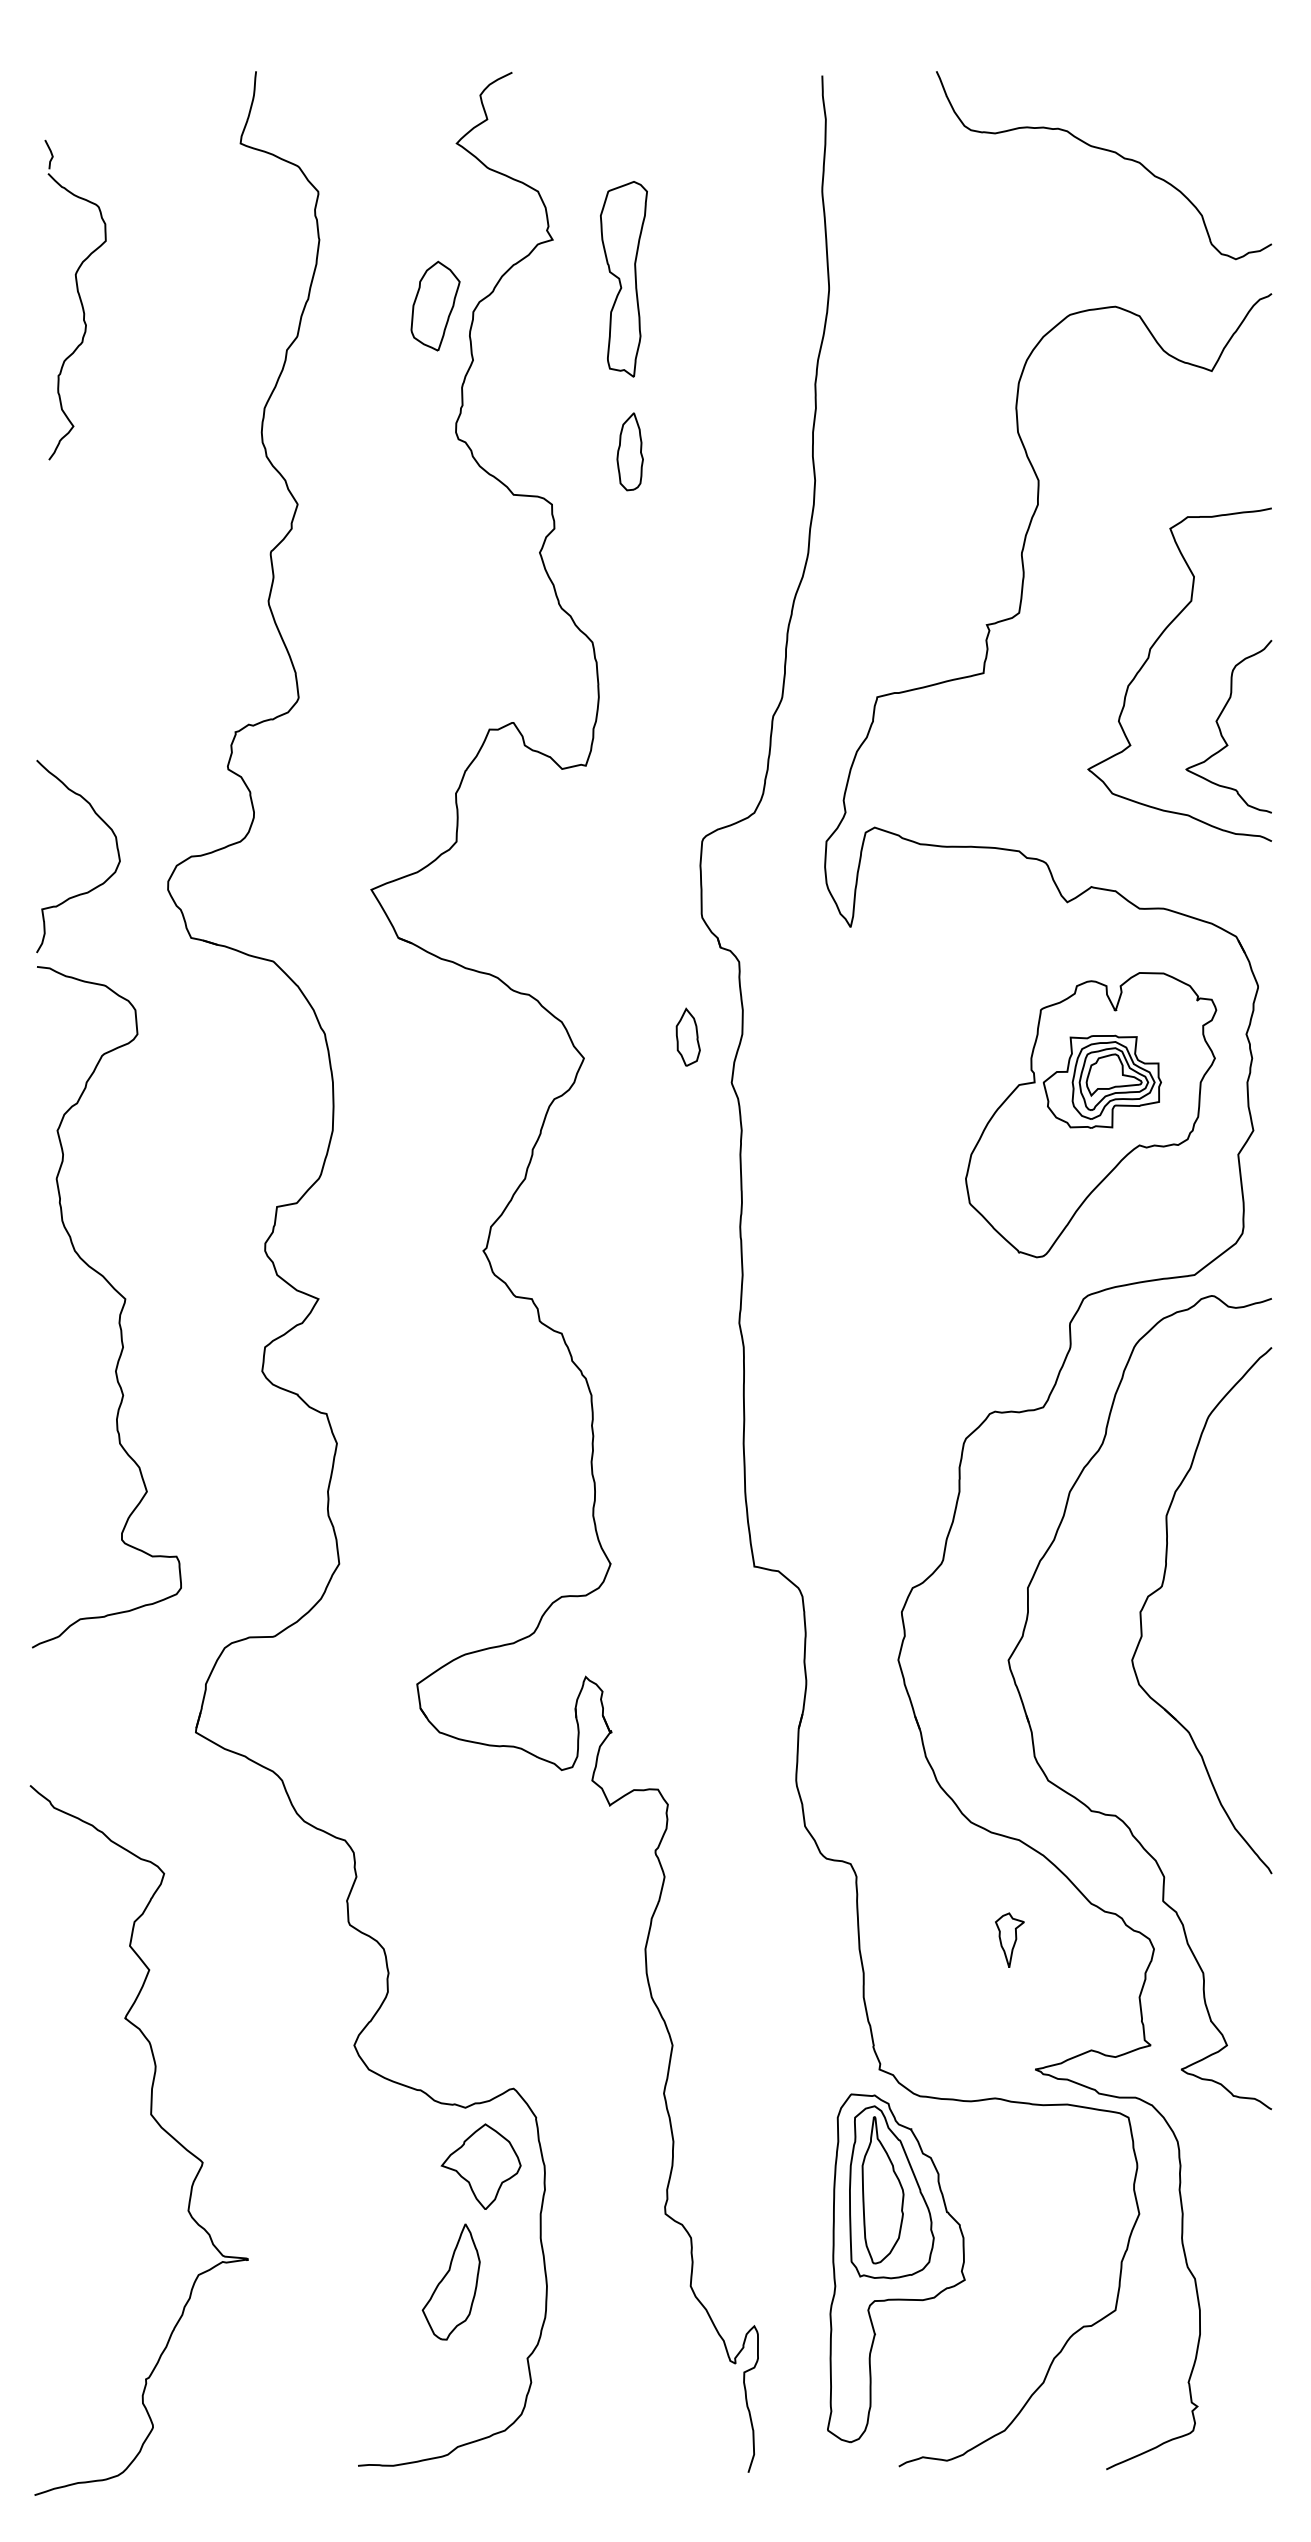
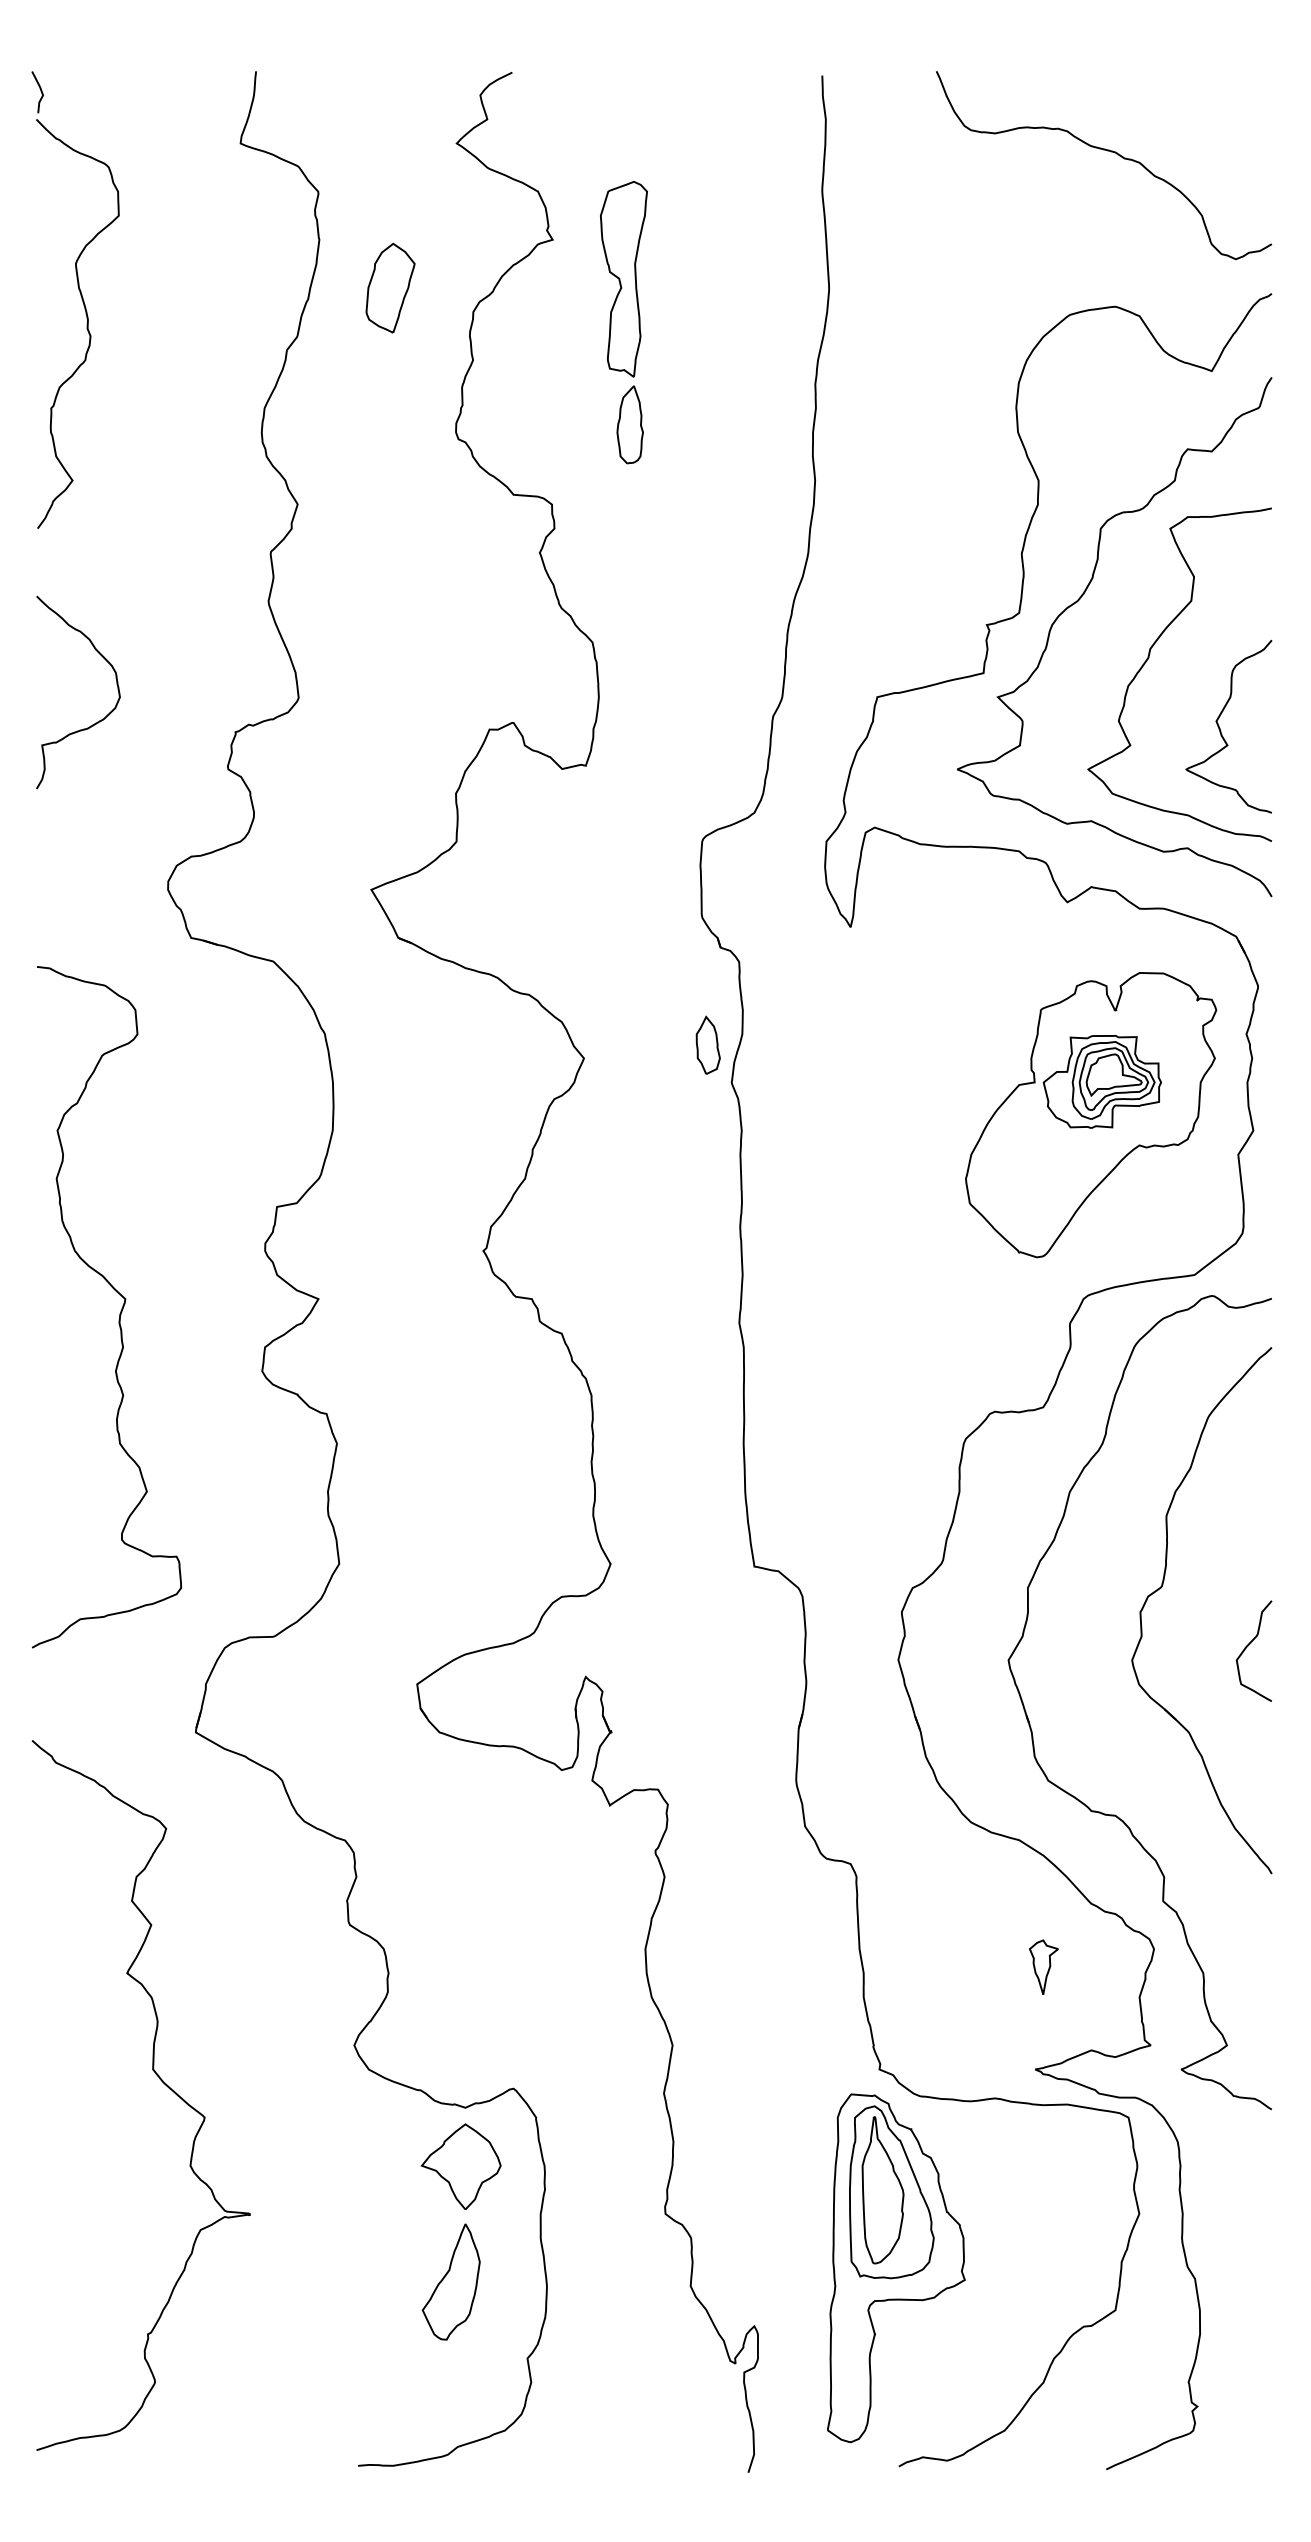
part size: 63x322 px -> 89x458 px (75, 299)
part position: (435, 305) -> (390, 287) (390, 287)
part position: (629, 451) -> (629, 424) (629, 424)
curve: none -> present (1078, 601)
curve position: (95, 886) -> (95, 722) (95, 722)
part position: (687, 1036) -> (707, 1044) (707, 1044)
curve: none -> present (1249, 1645)
part position: (1009, 1939) -> (1043, 1966) (1043, 1966)
curve position: (157, 2124) -> (159, 2079) (159, 2079)
part position: (480, 2166) -> (460, 2166) (460, 2166)
